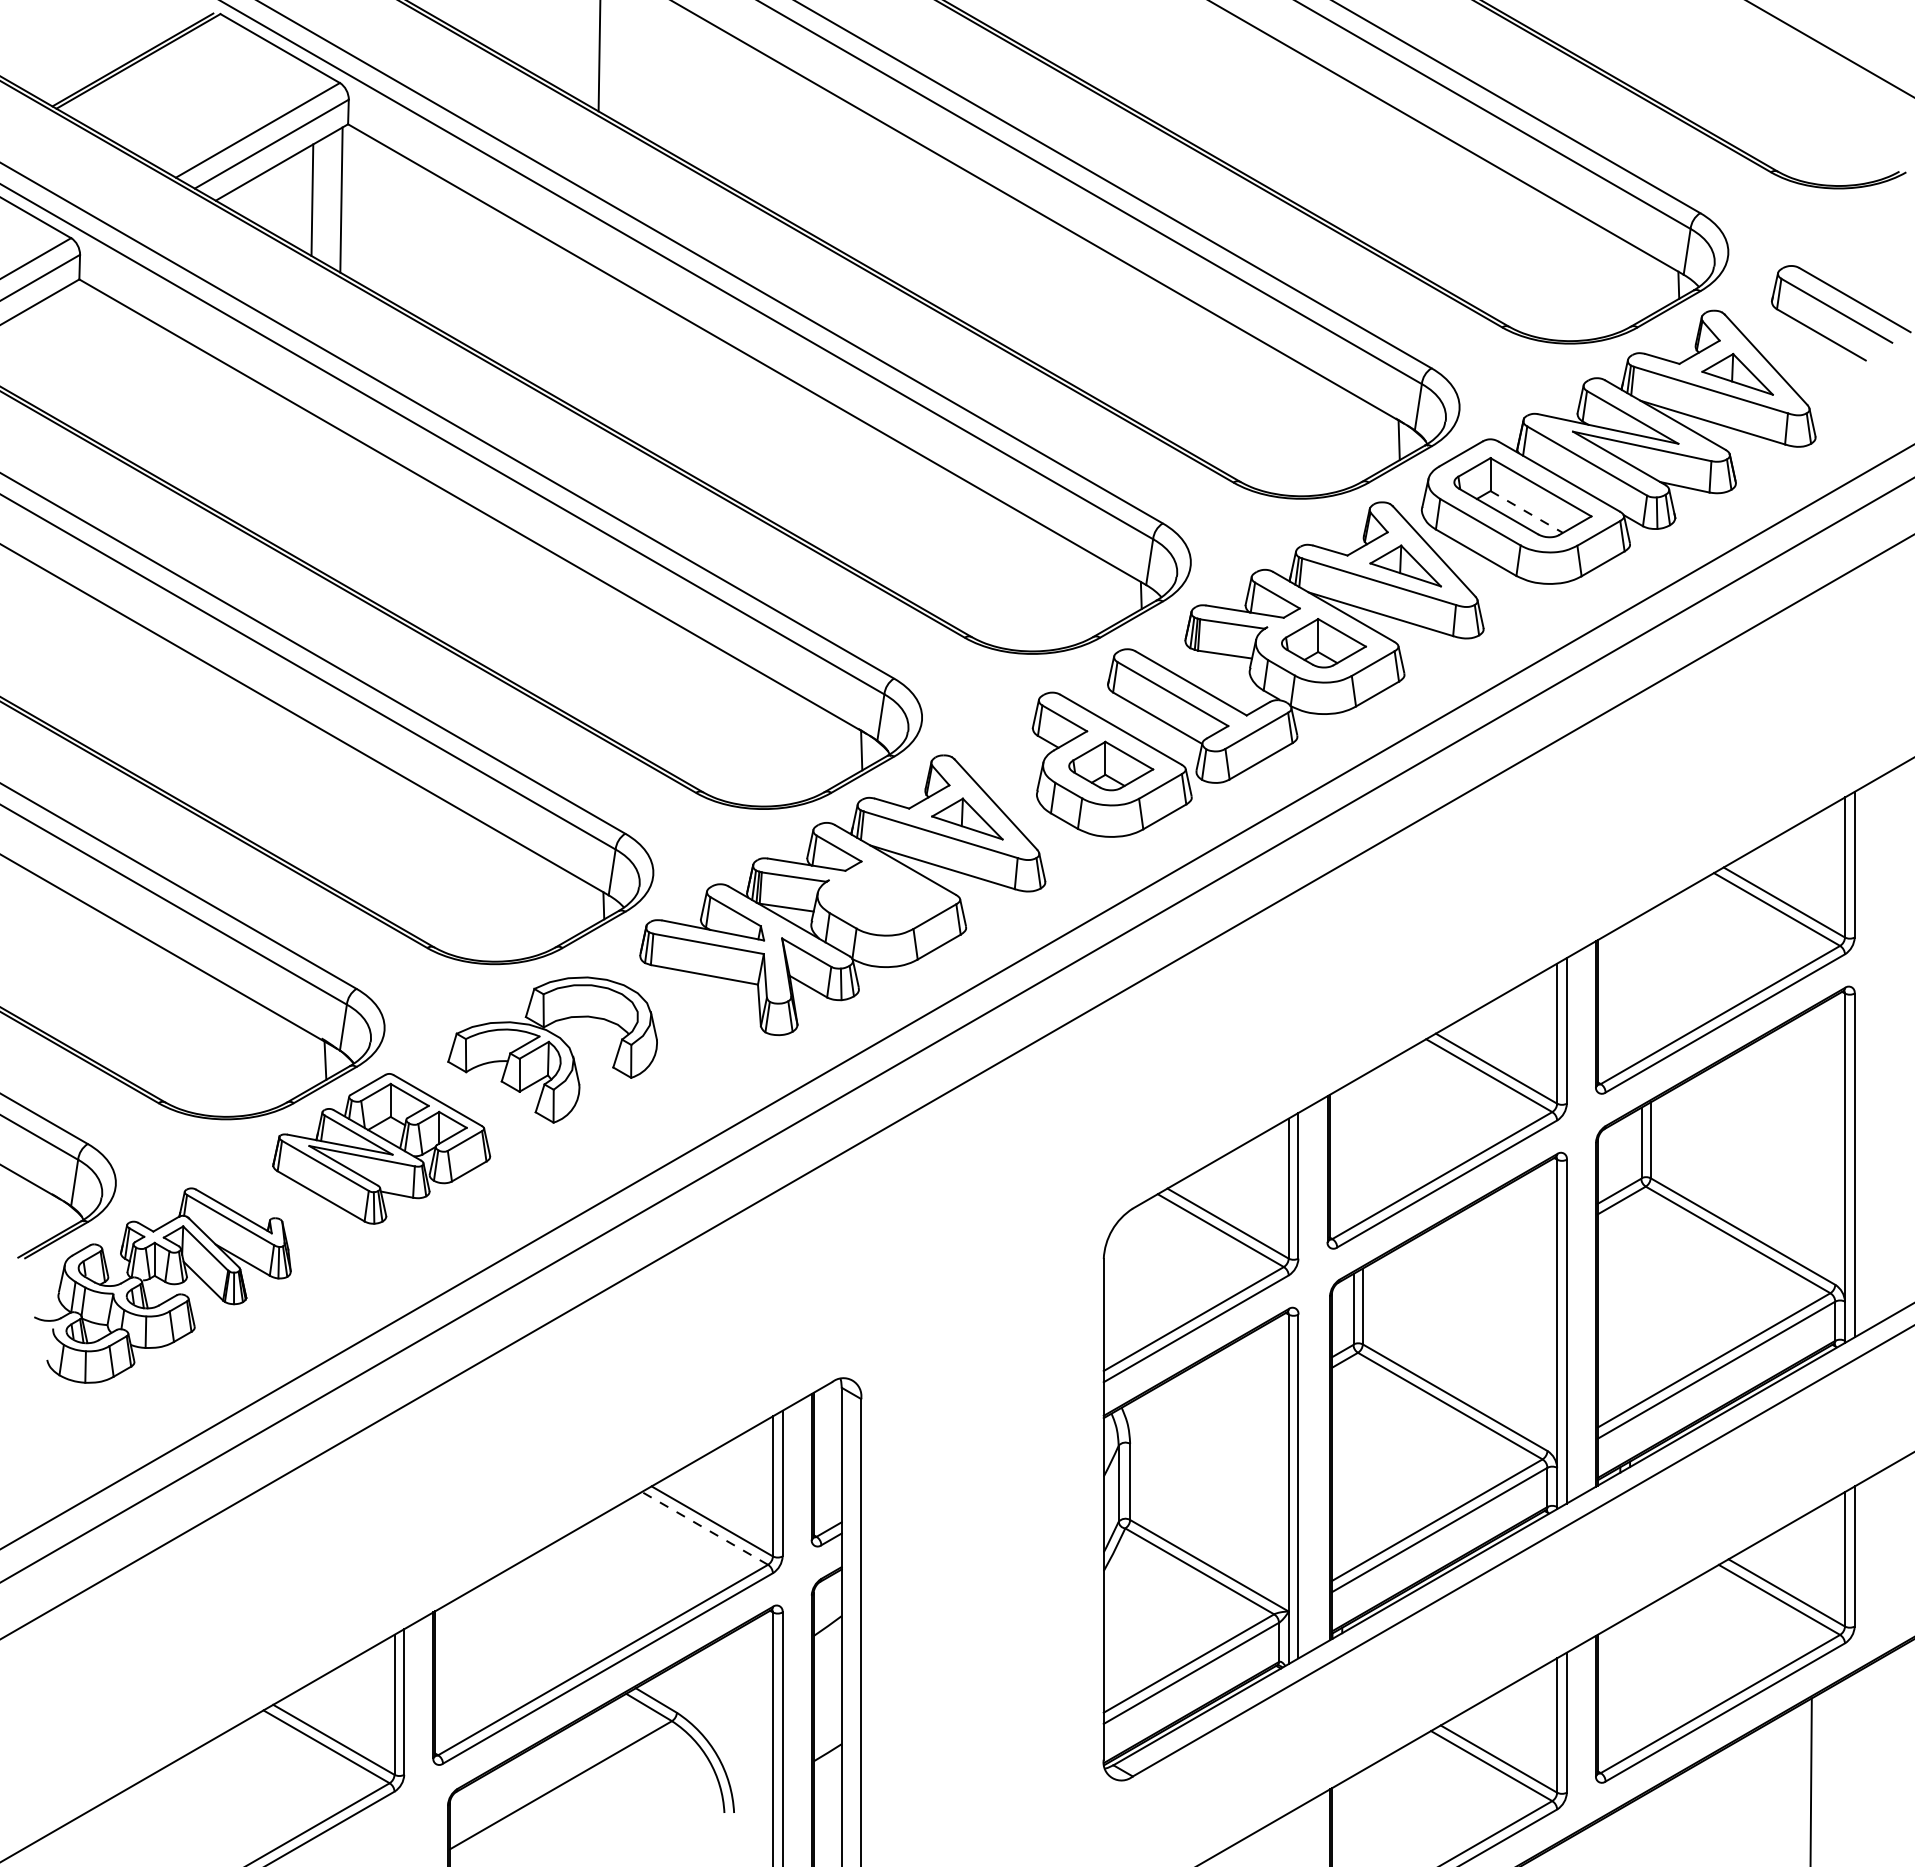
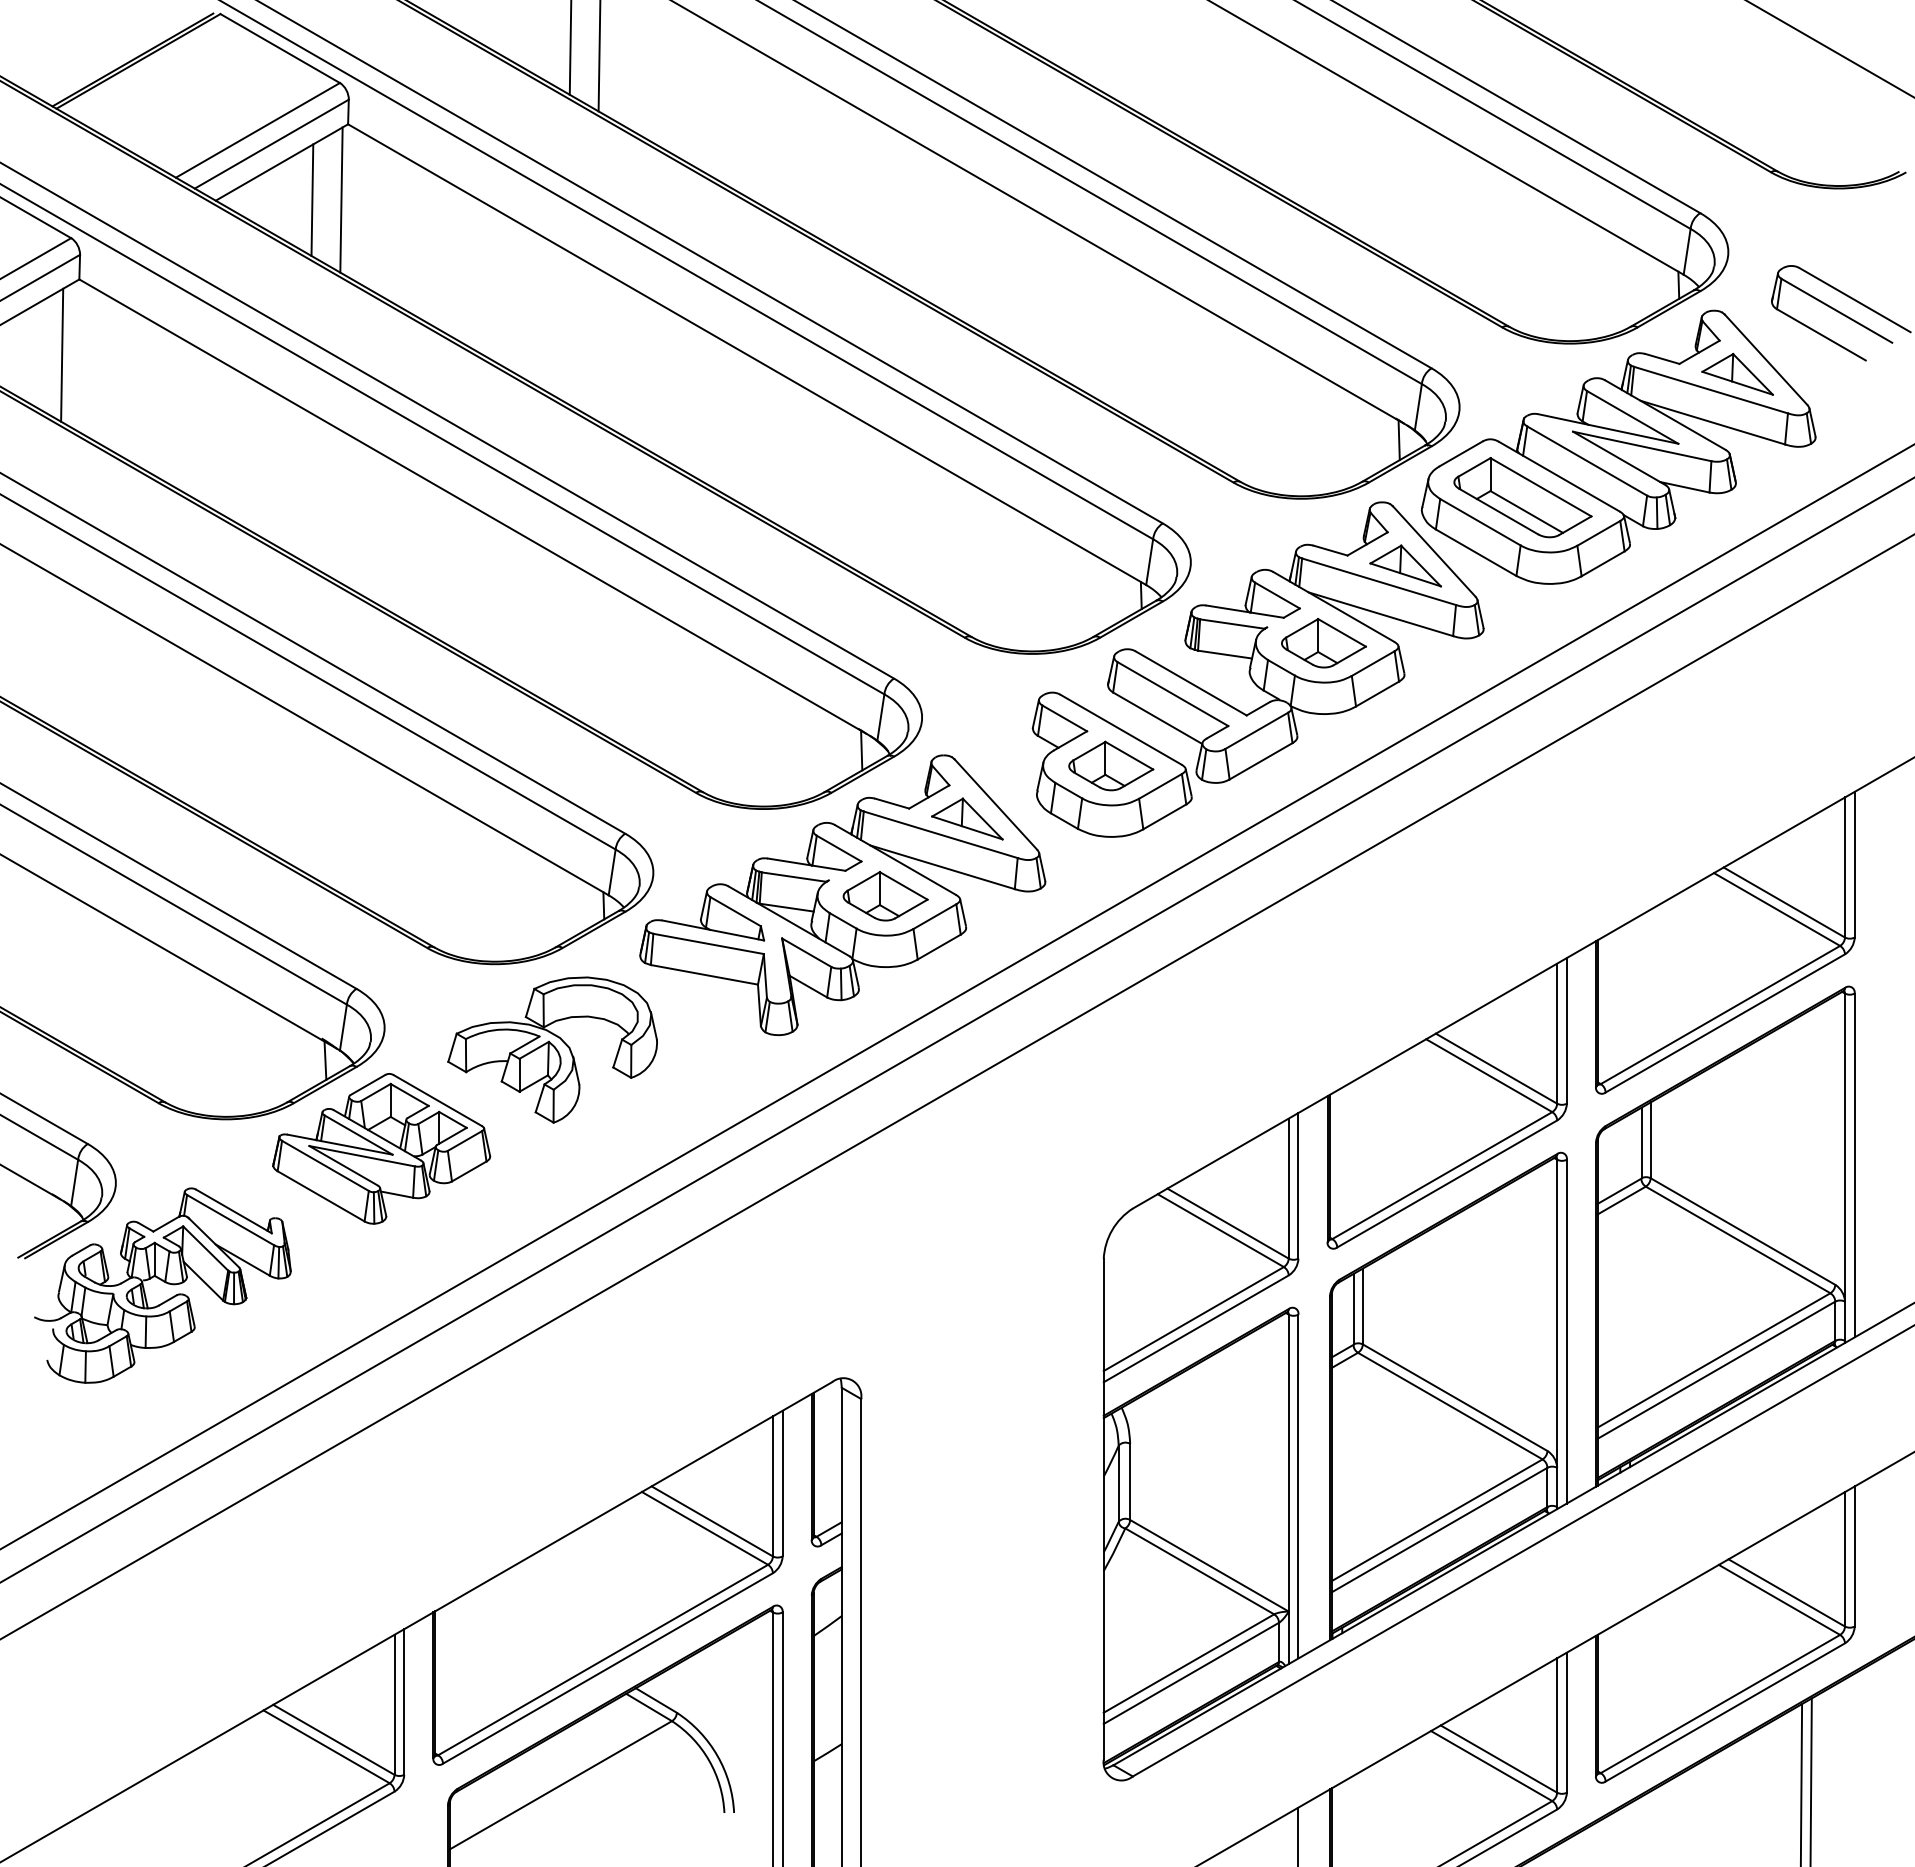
line: none -> present (570, 48)
line: none -> present (62, 354)
line: dashed -> solid (1526, 511)
part: none -> present (885, 896)
line: dashed -> solid (705, 1528)
line: none -> present (1801, 1783)
line: none -> present (1298, 1835)
